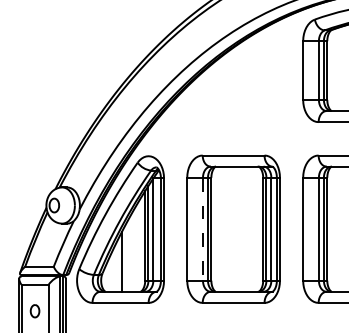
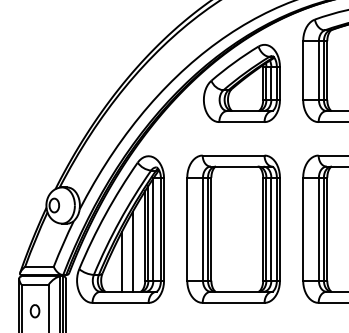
part: none -> present (241, 83)
line: dashed -> solid (202, 229)
line: none -> present (132, 251)
